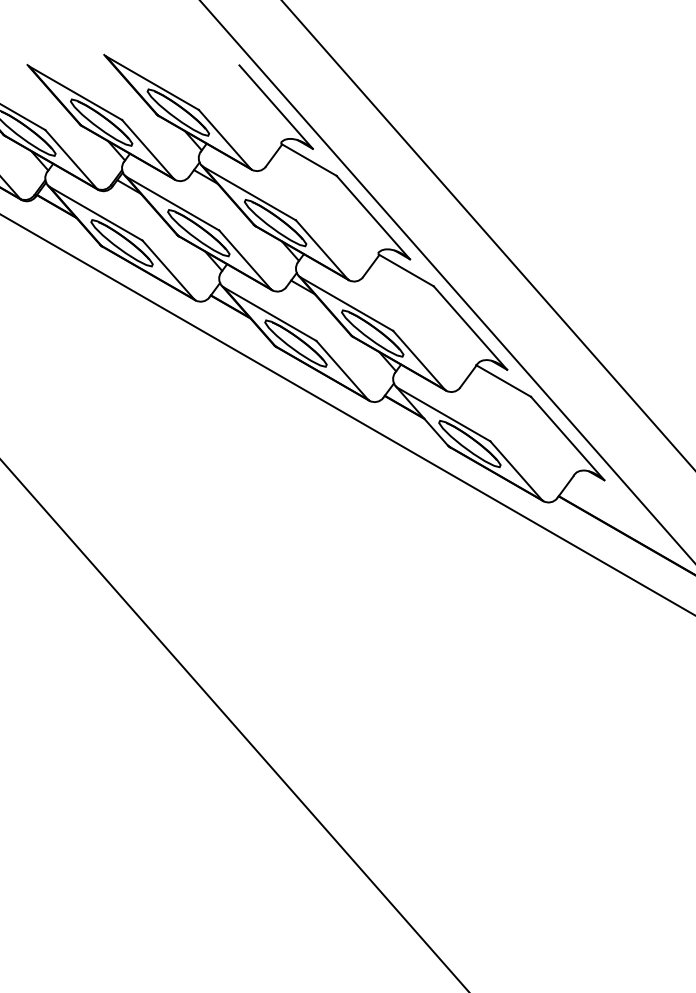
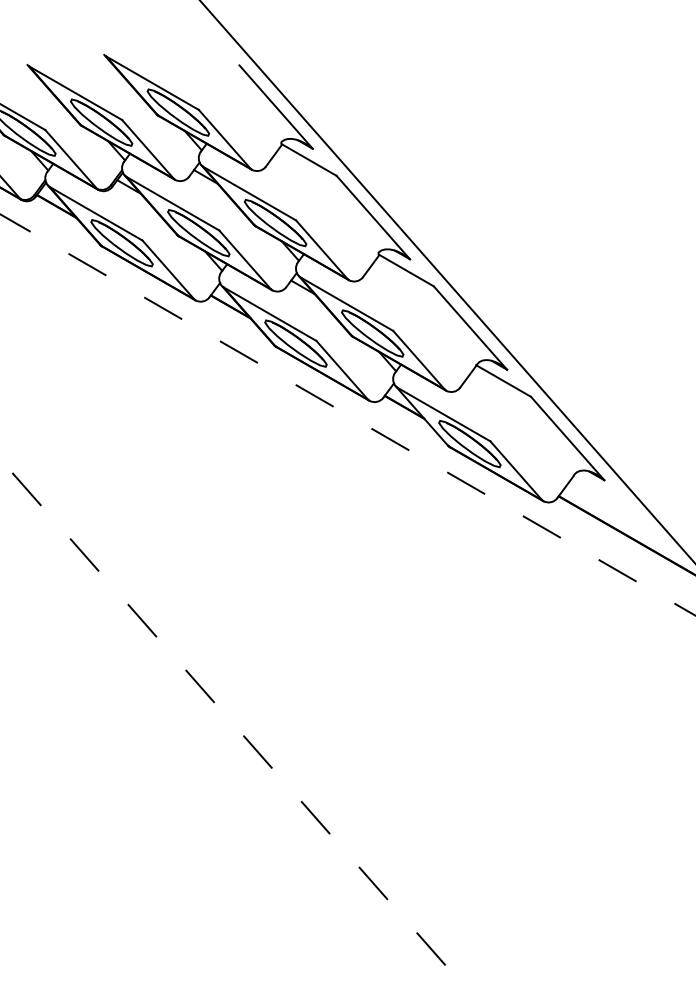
line: present -> none (487, 234)
line: solid -> dashed (347, 414)
line: solid -> dashed (235, 726)
